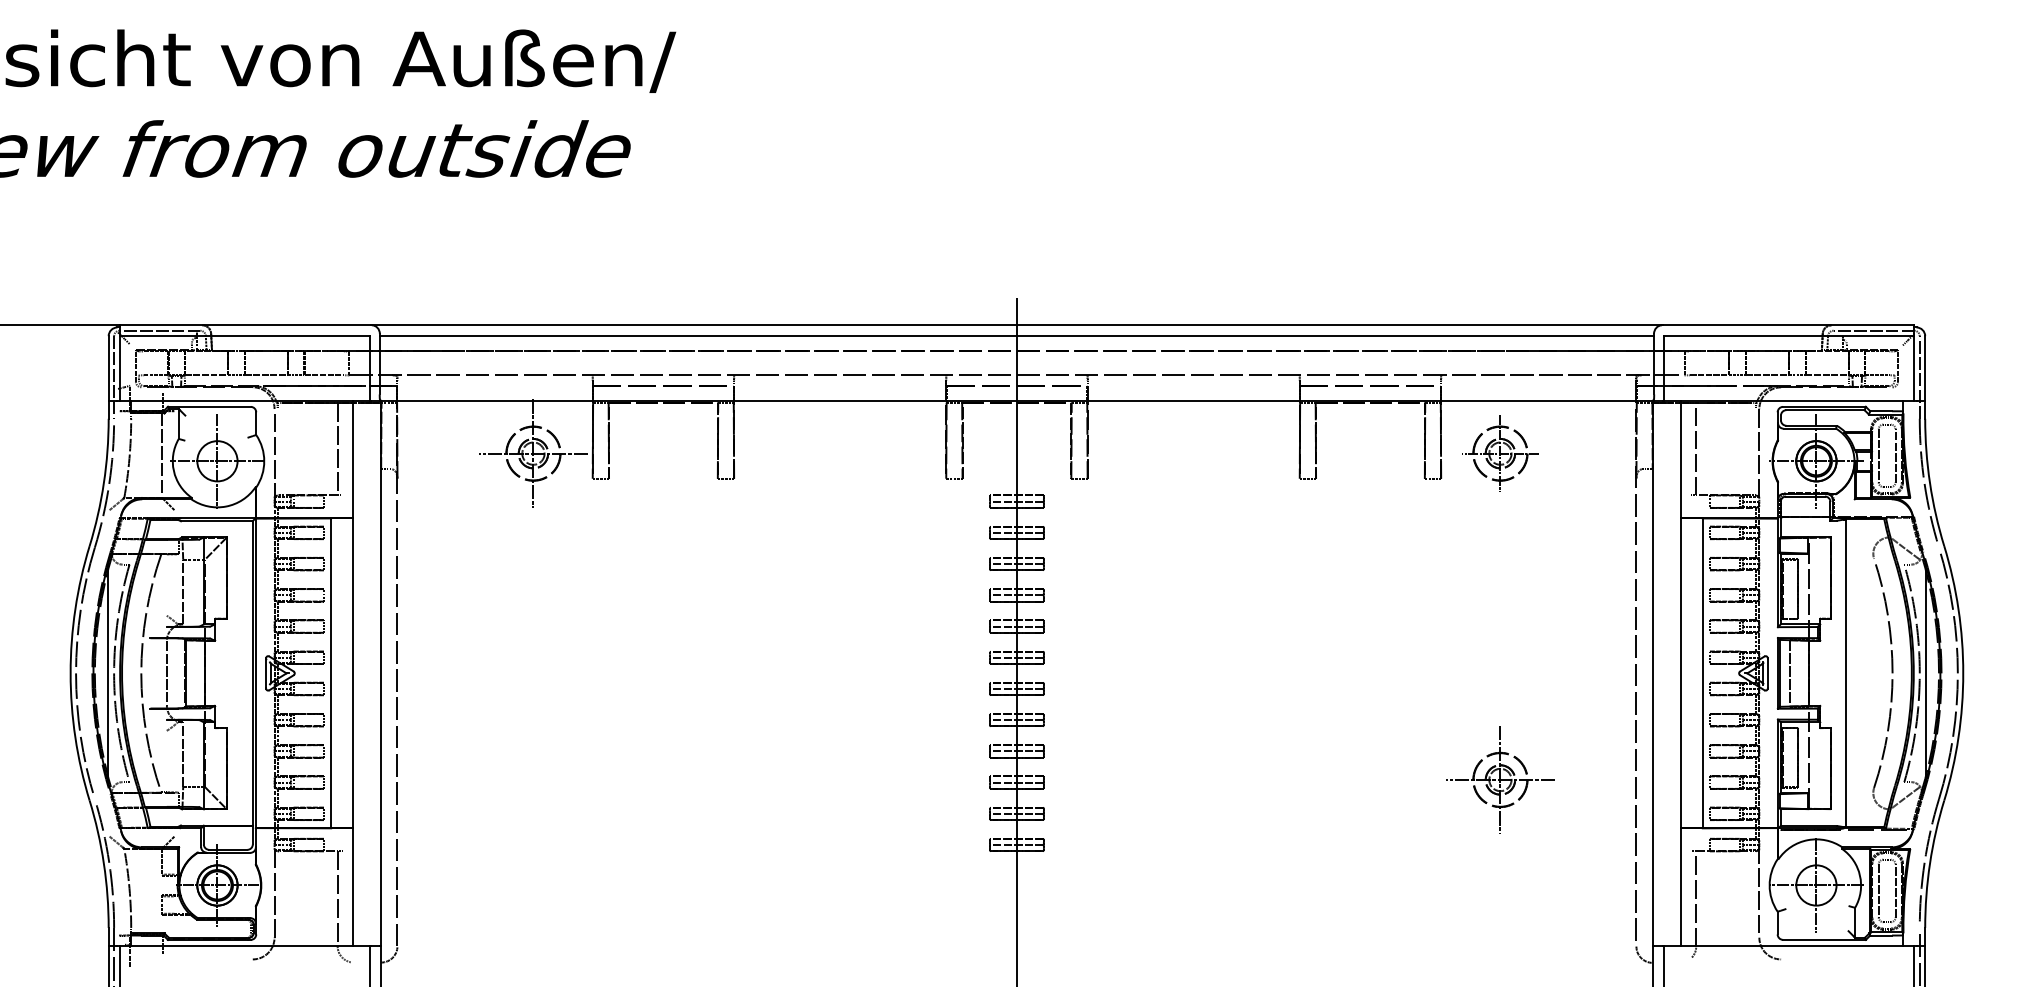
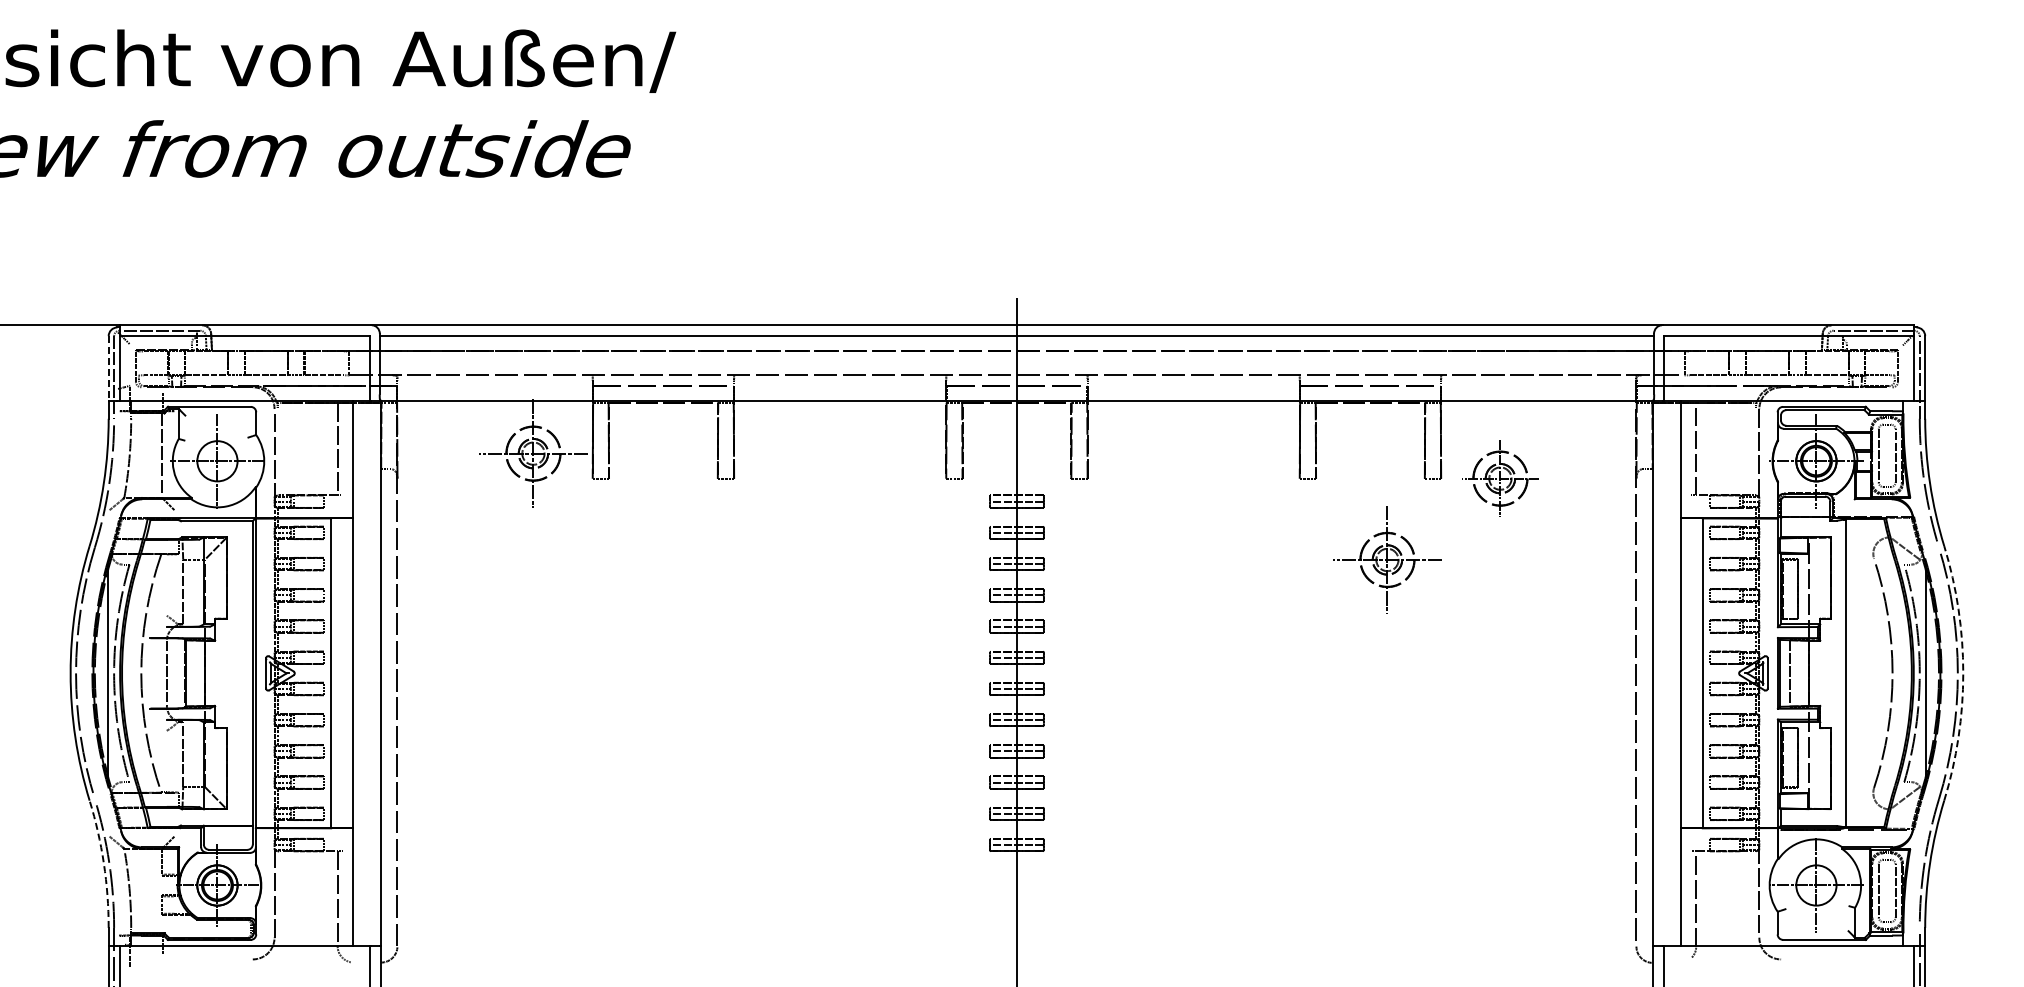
line: solid -> dashed (108, 369)
part position: (1500, 453) -> (1500, 478) (1500, 478)
arc: solid -> dashed (1963, 673)
part position: (1500, 779) -> (1387, 559) (1387, 559)
arc: solid -> dashed (103, 863)
